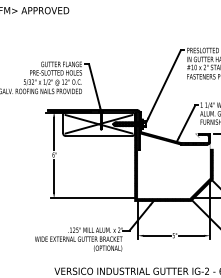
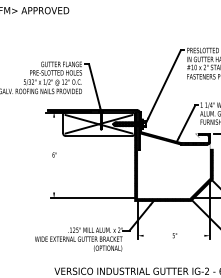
line: present -> none (54, 133)
line: present -> none (54, 175)
line: present -> none (156, 235)
line: present -> none (191, 235)
